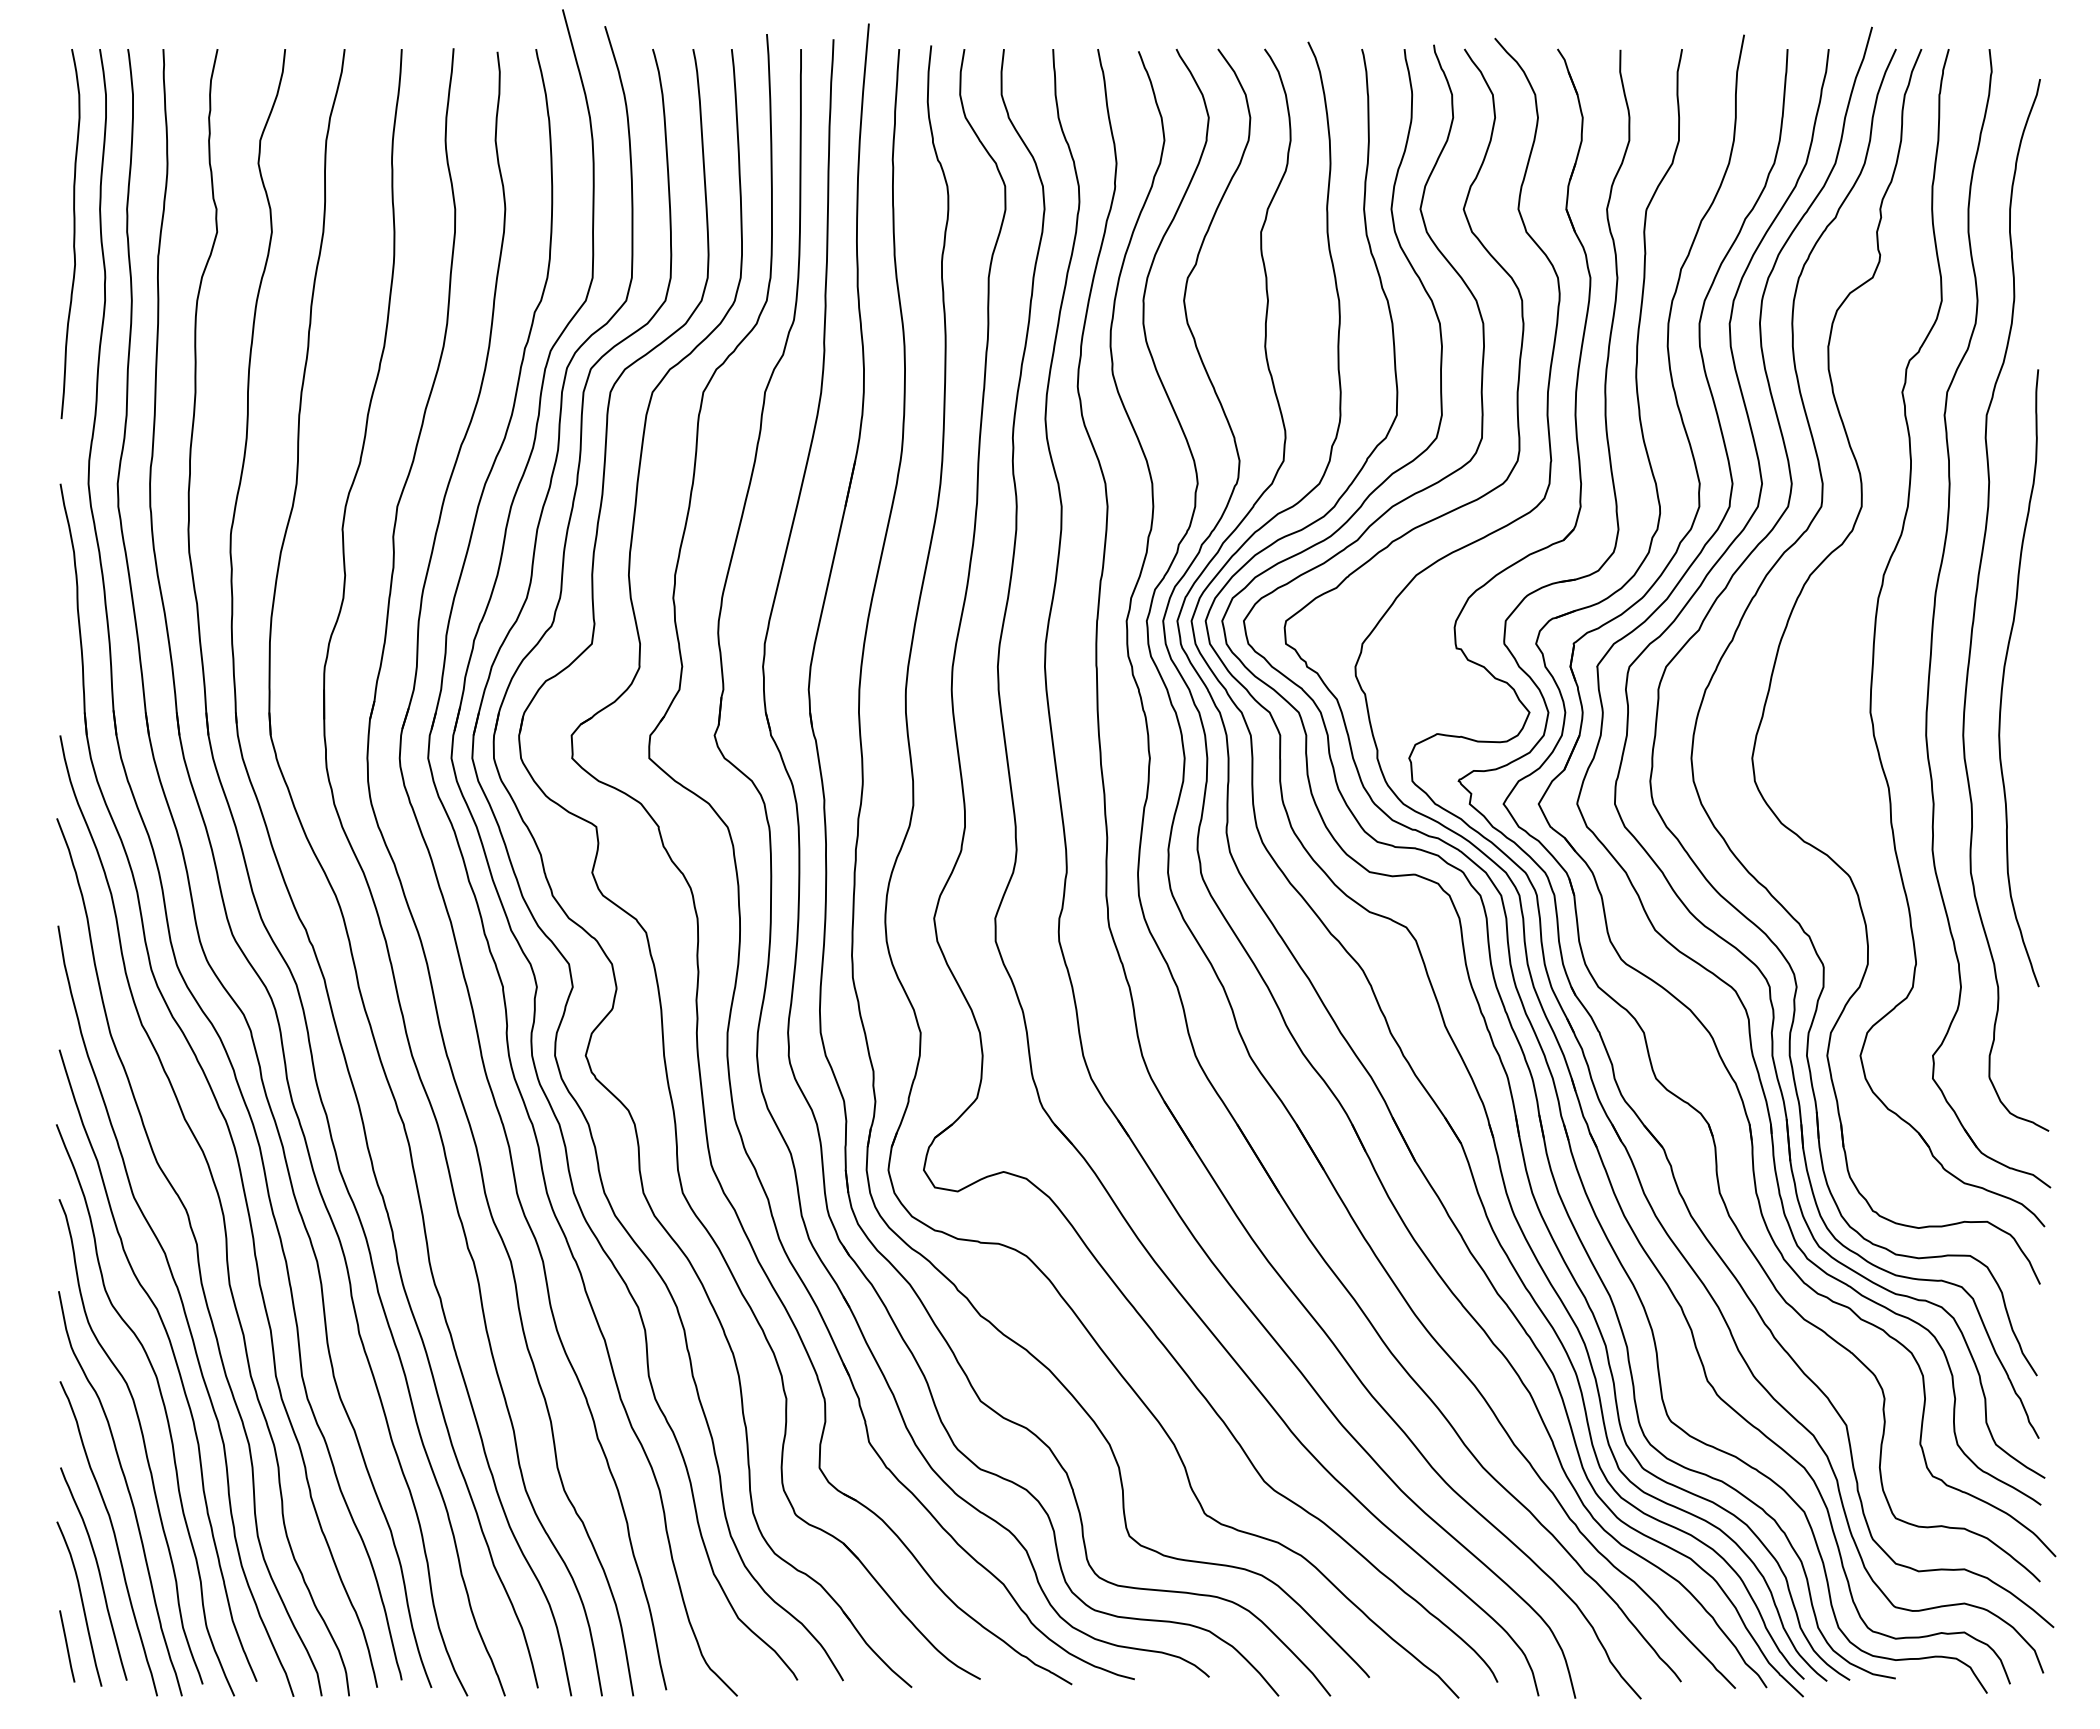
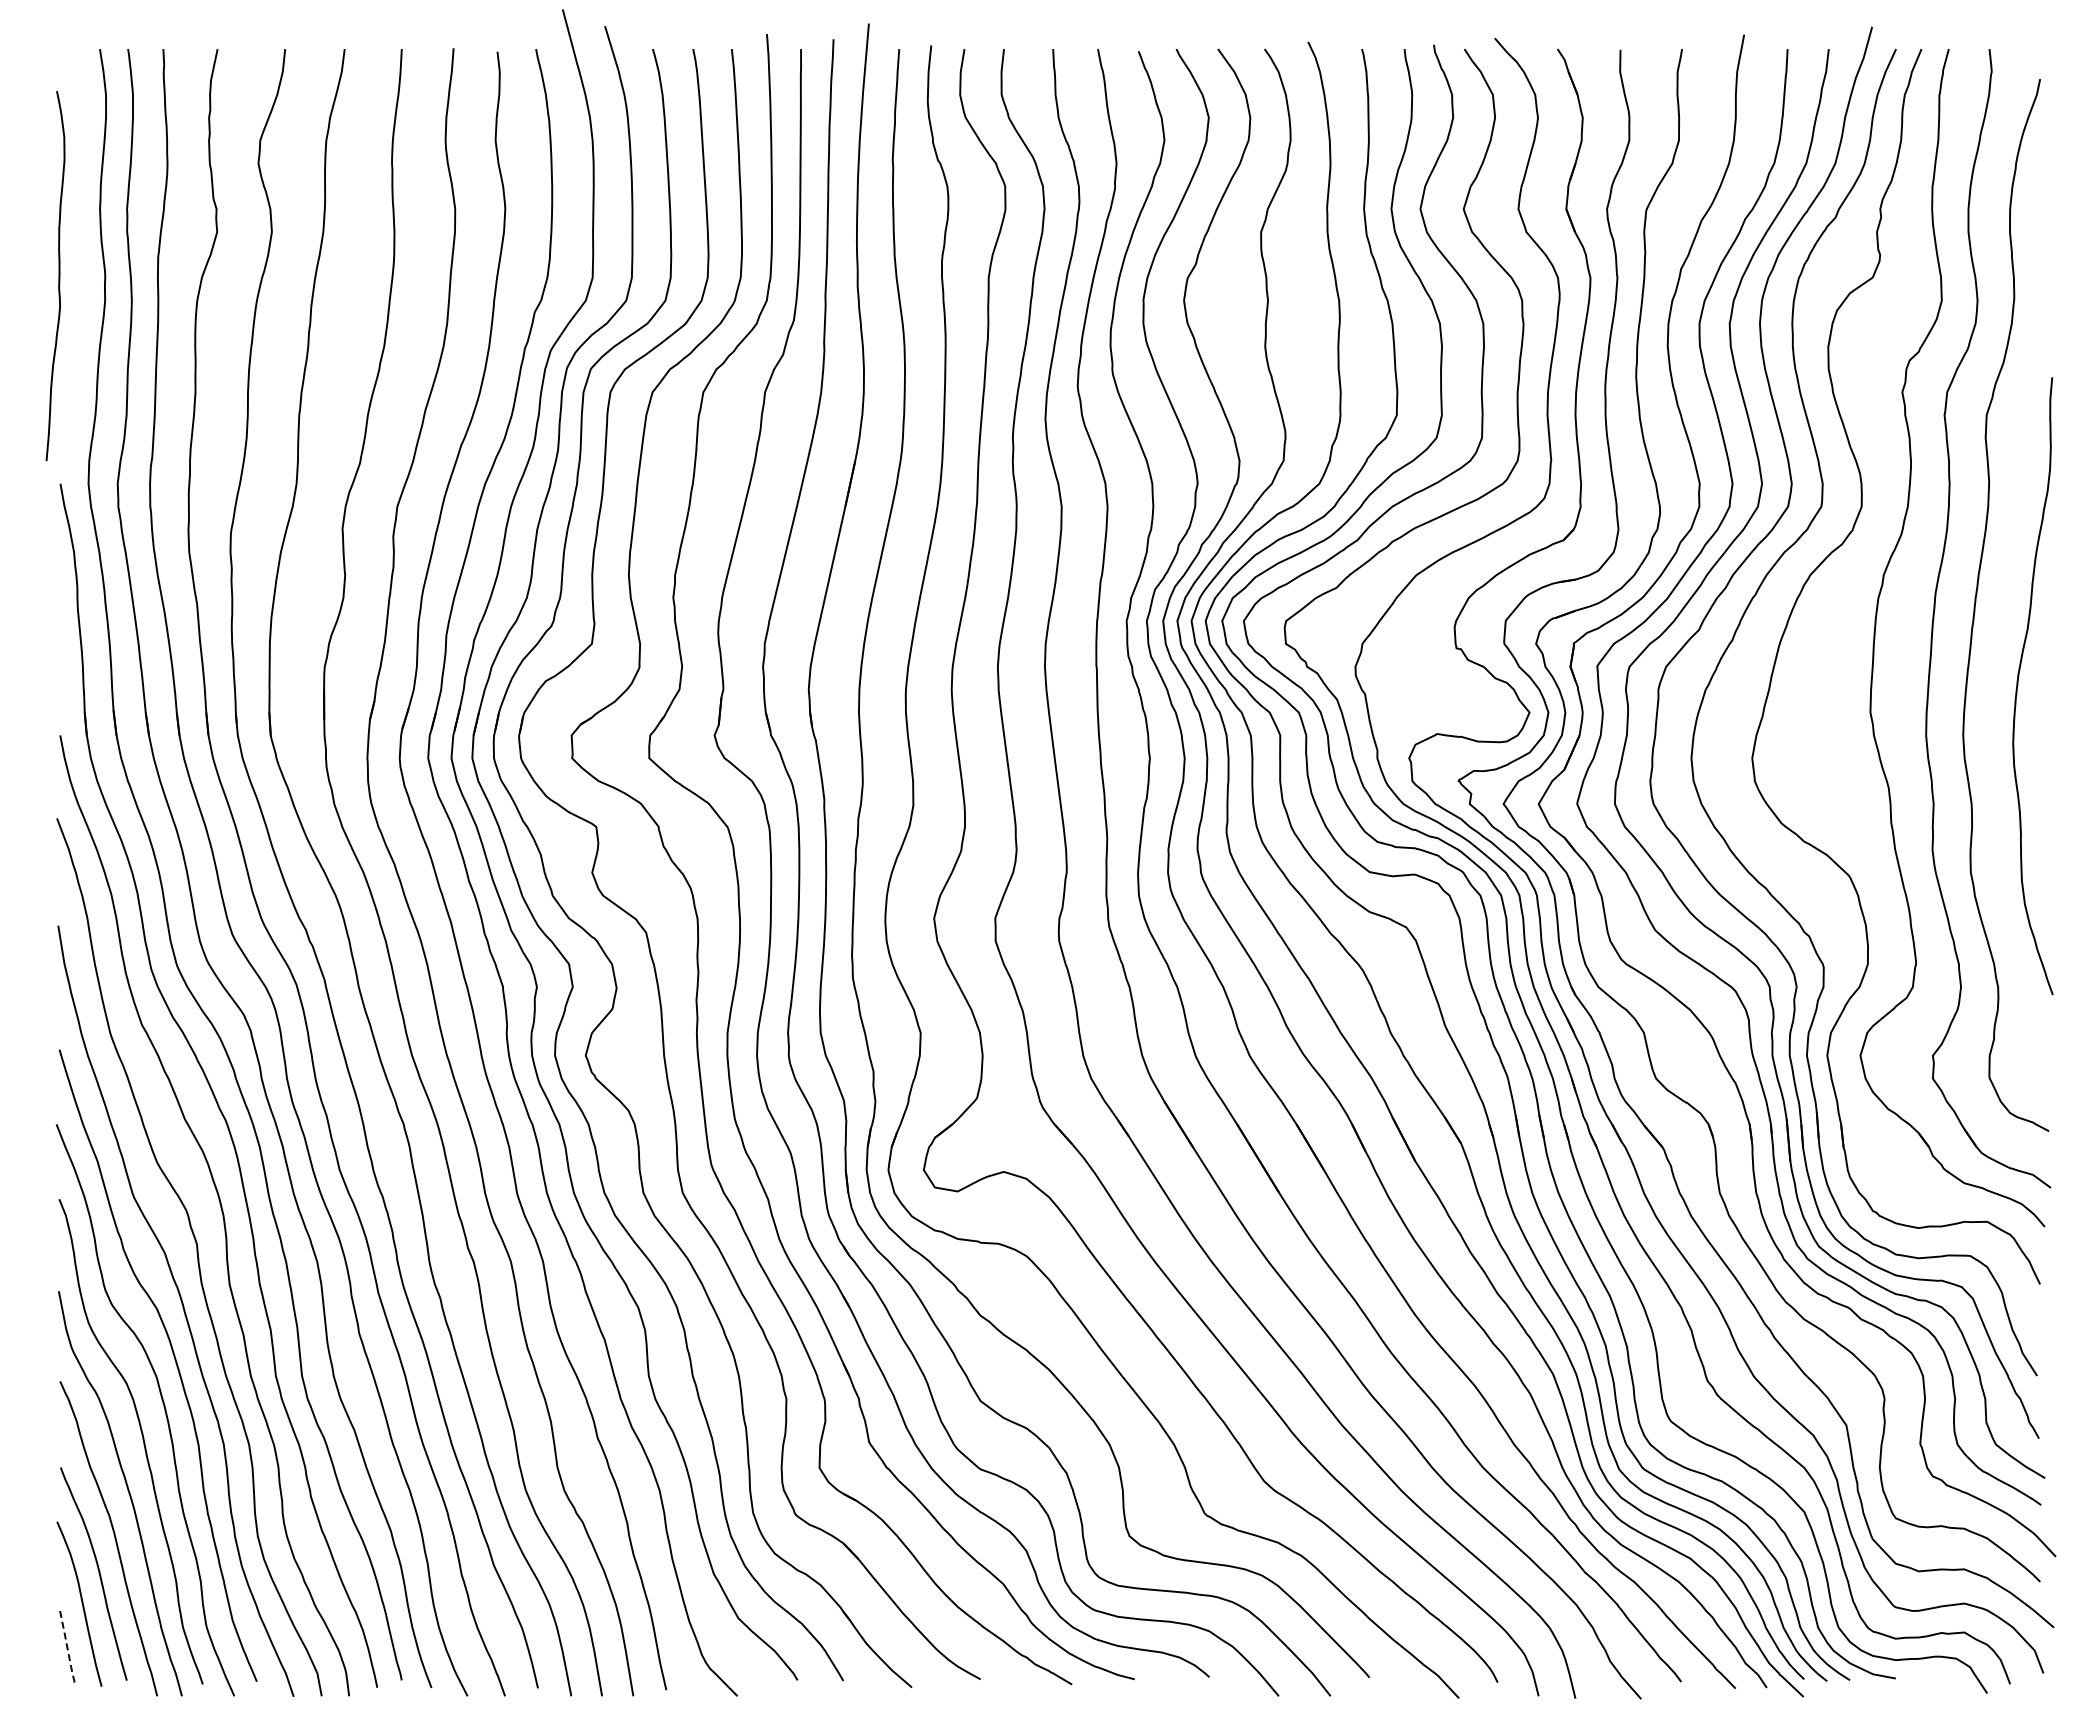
curve position: (73, 233) -> (58, 275) (58, 275)
curve position: (2004, 677) -> (2018, 685) (2018, 685)
line: solid -> dashed (67, 1646)
